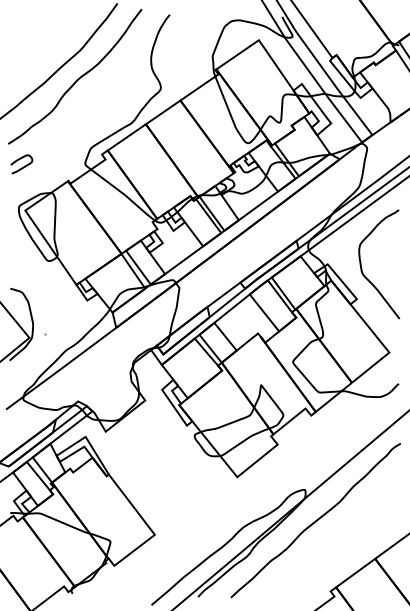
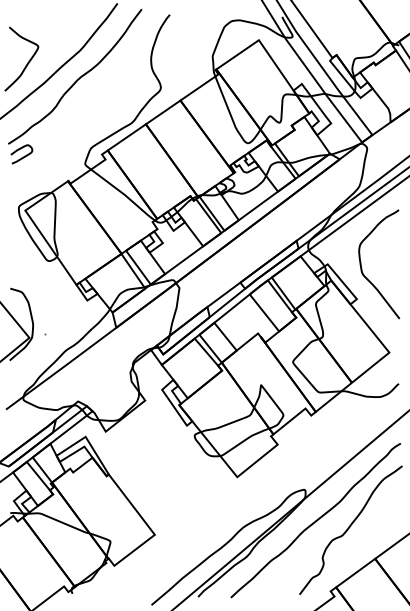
curve: none -> present (27, 62)
curve position: (23, 166) -> (23, 156) (23, 156)
curve: none -> present (349, 528)
